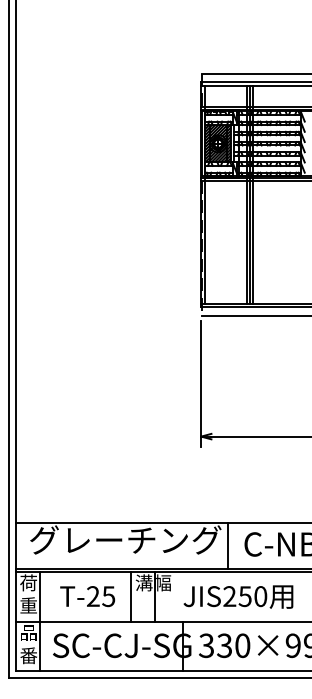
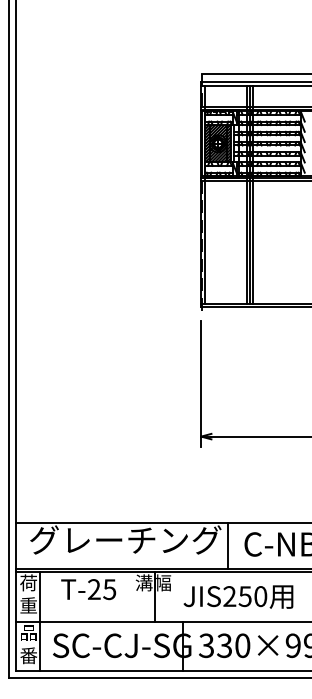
line: present -> none (255, 315)
text position: (87, 596) -> (88, 589) (88, 589)
line: present -> none (131, 596)
